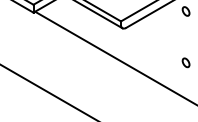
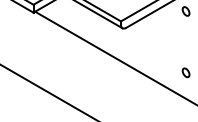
part position: (185, 62) -> (185, 72) (185, 72)
